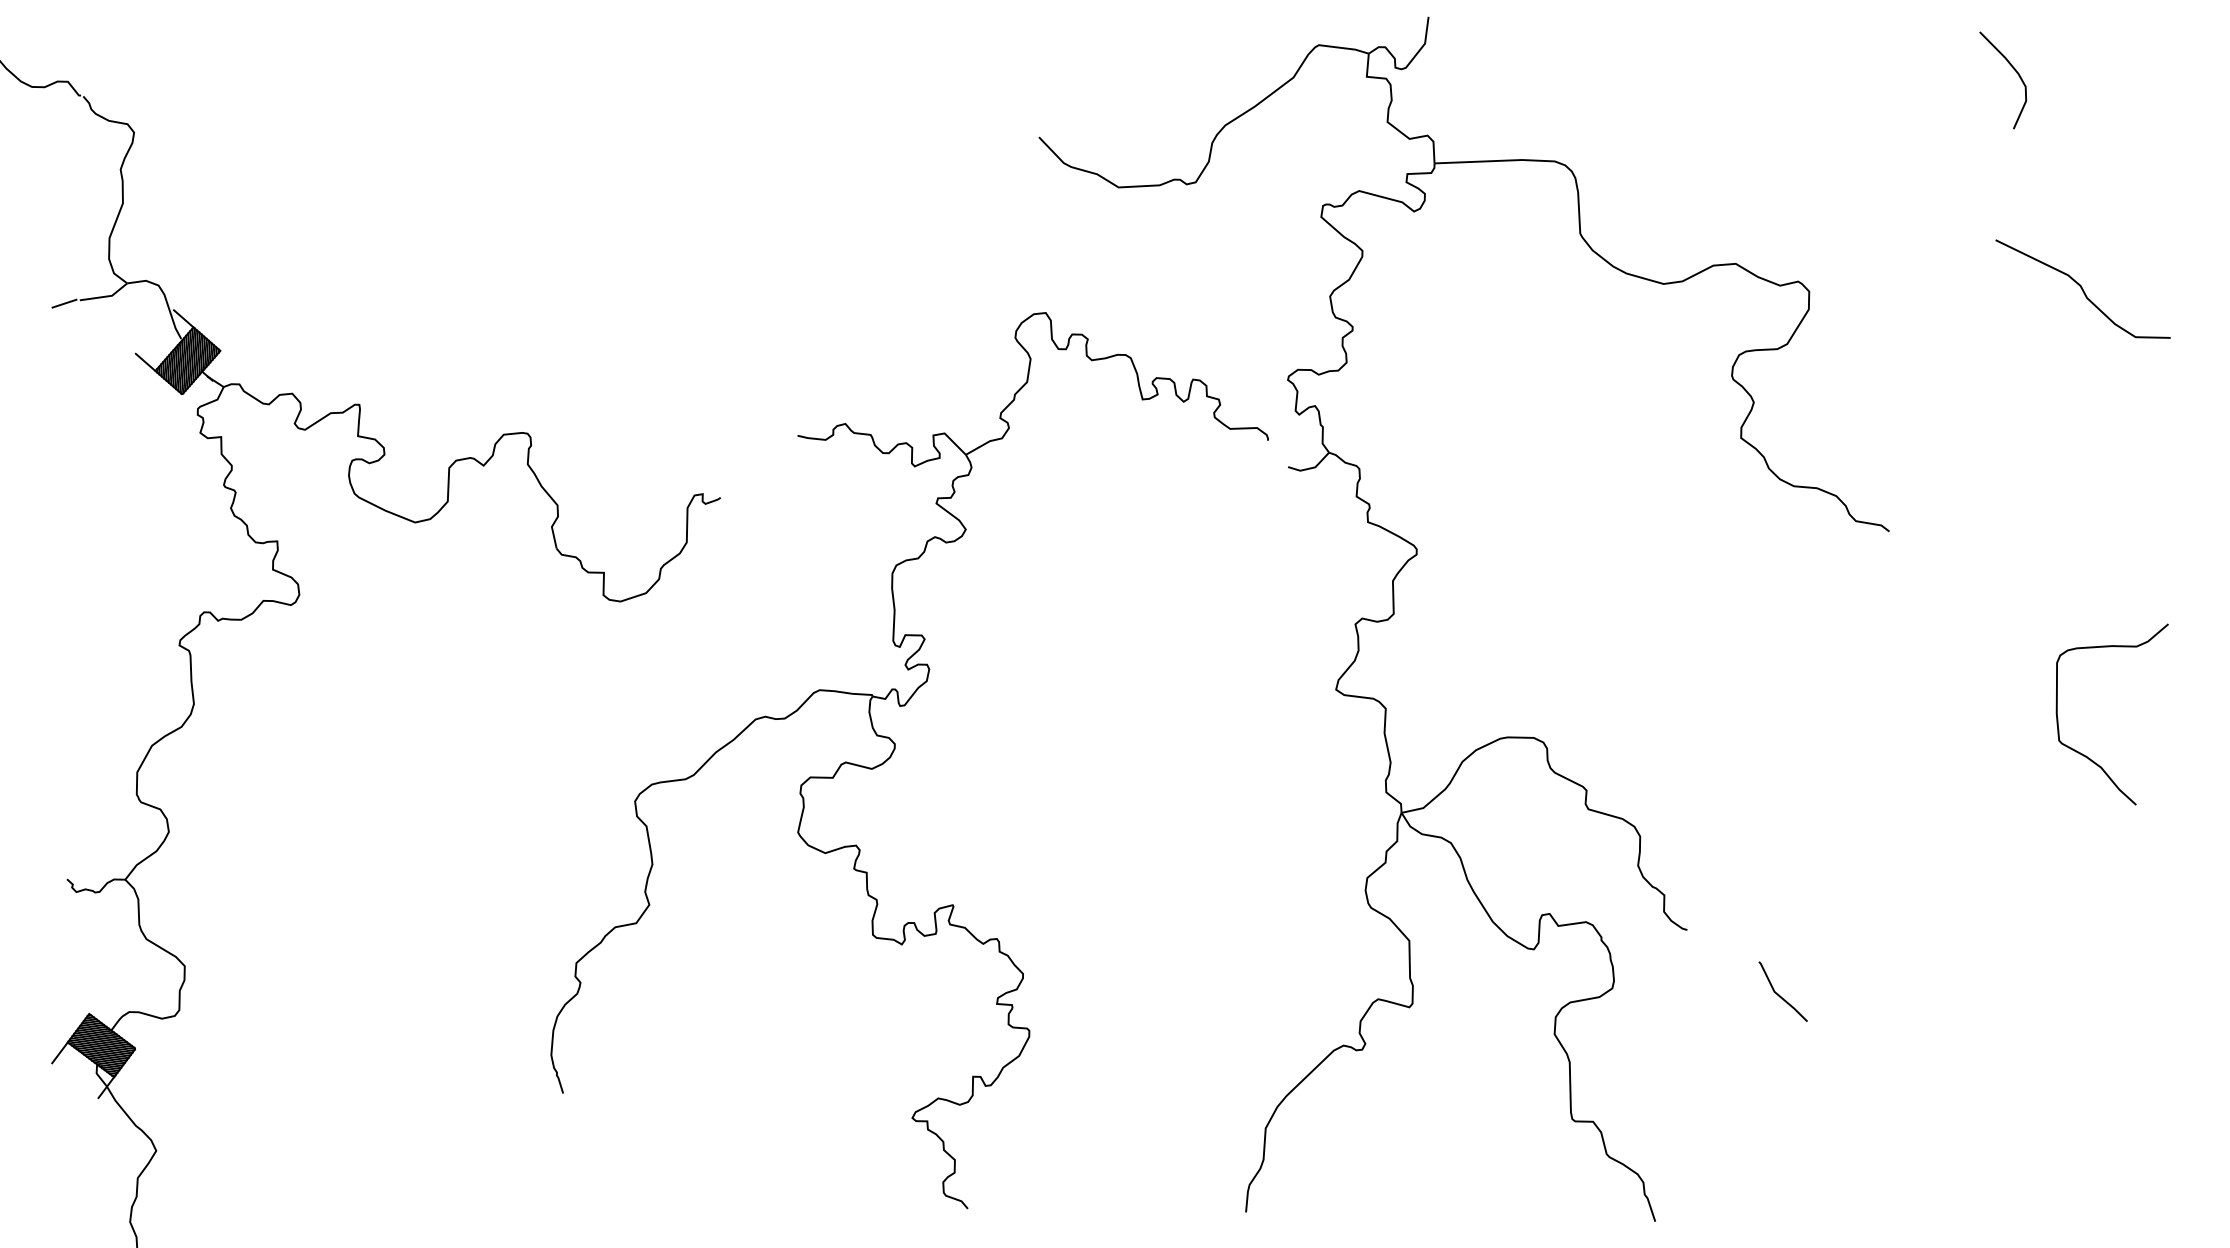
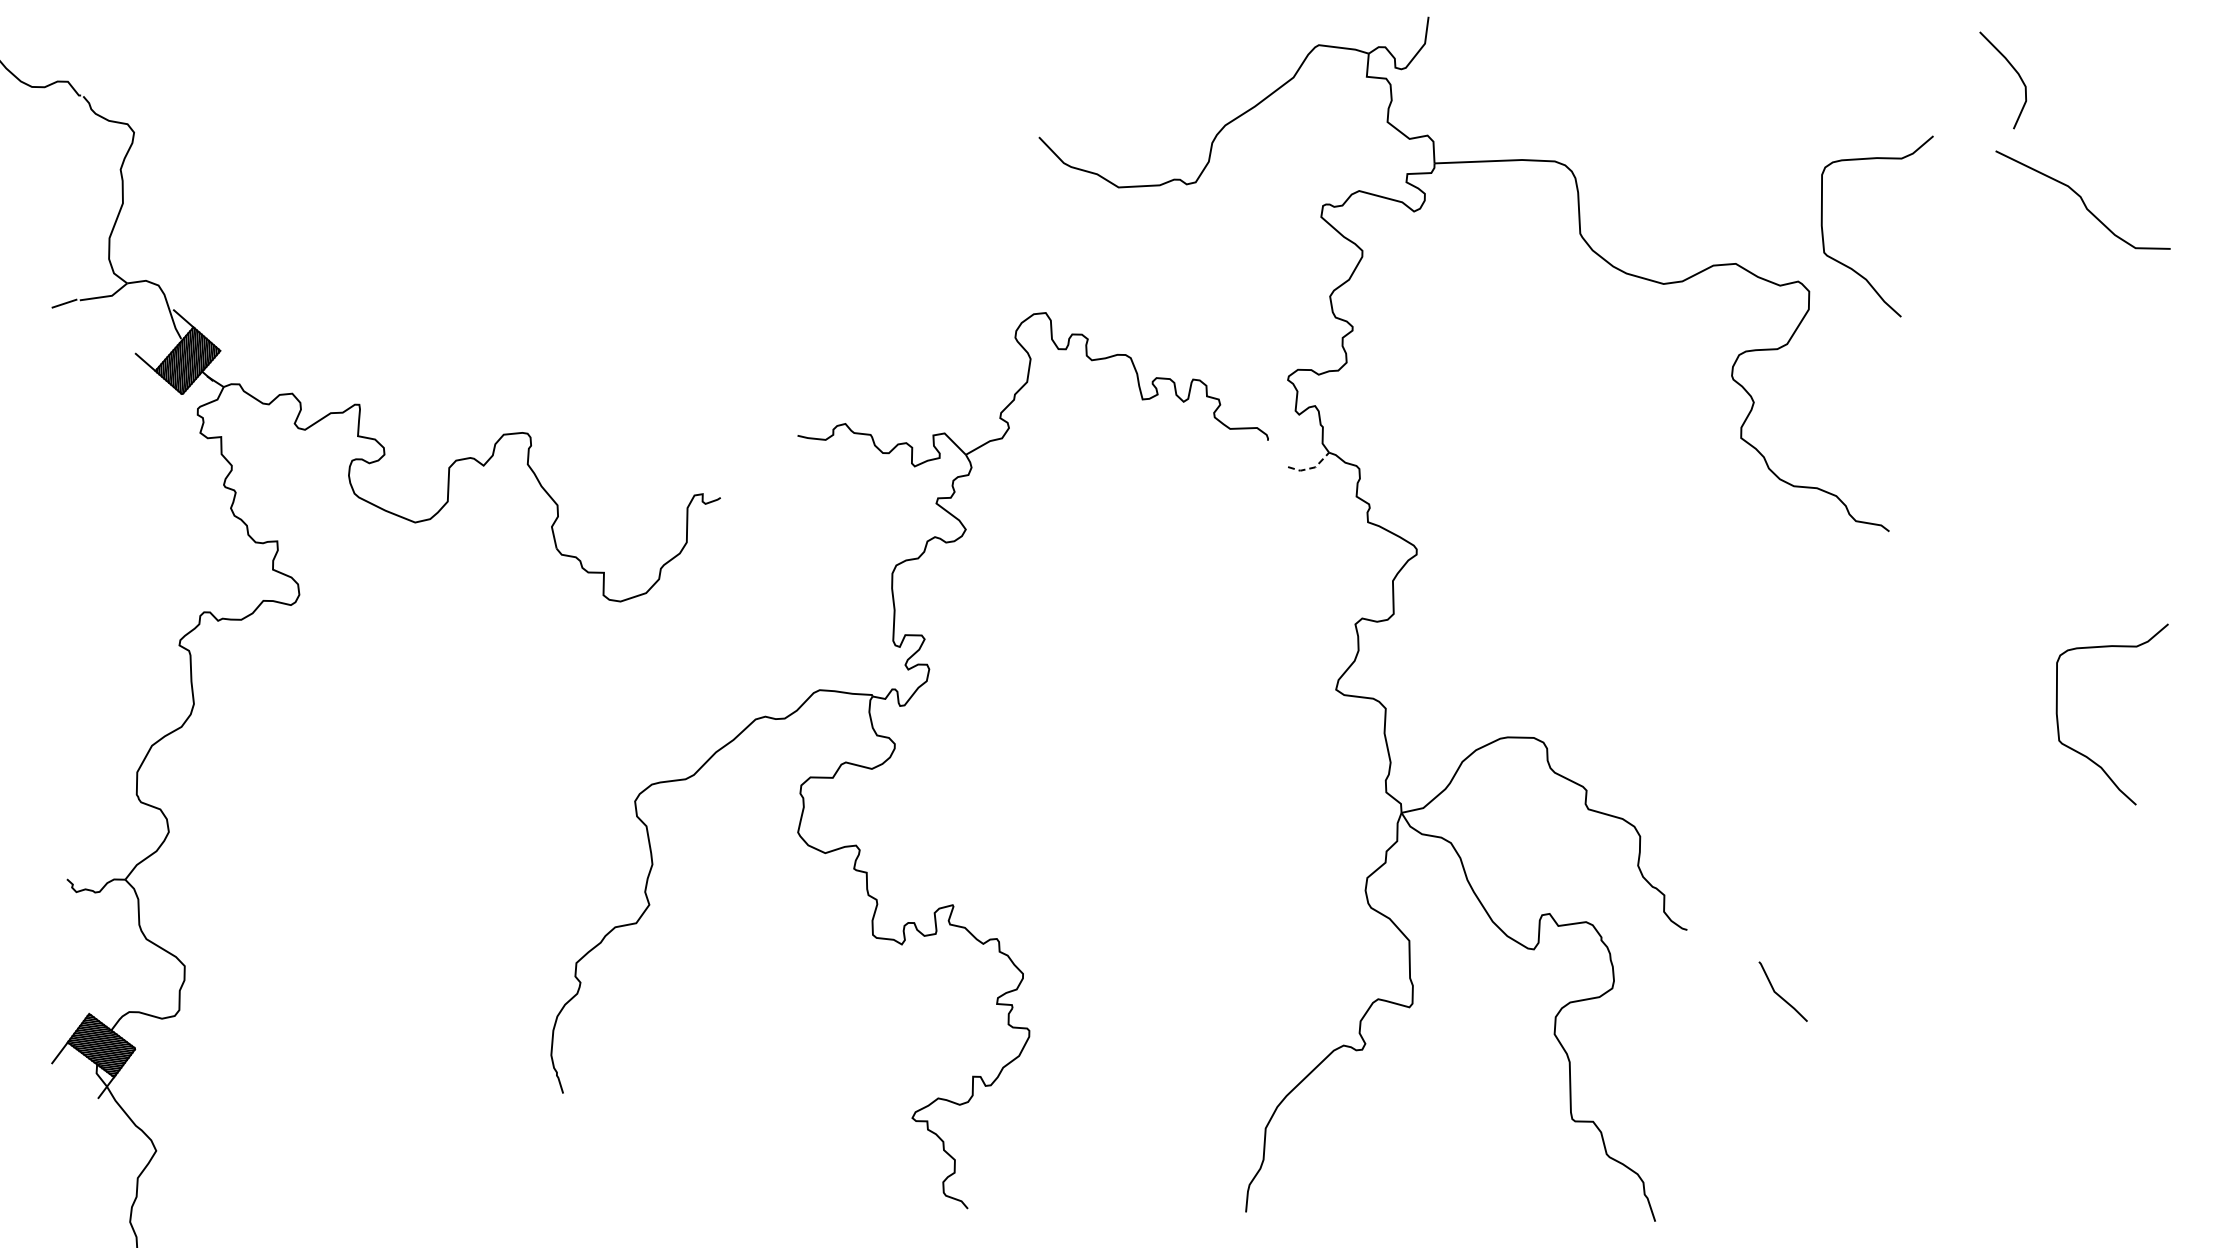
curve: none -> present (1851, 267)
curve position: (2082, 288) -> (2082, 199) (2082, 199)
line: solid -> dashed (1311, 468)
